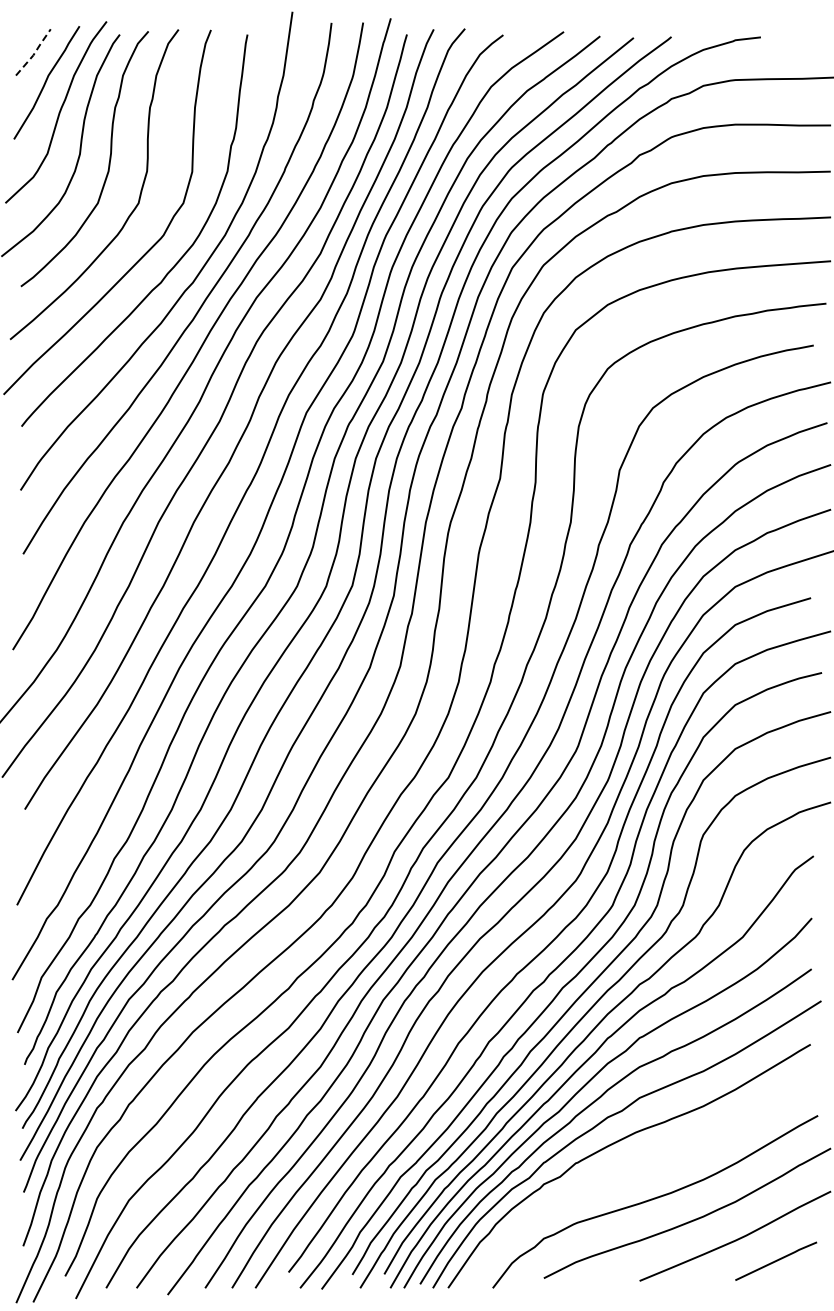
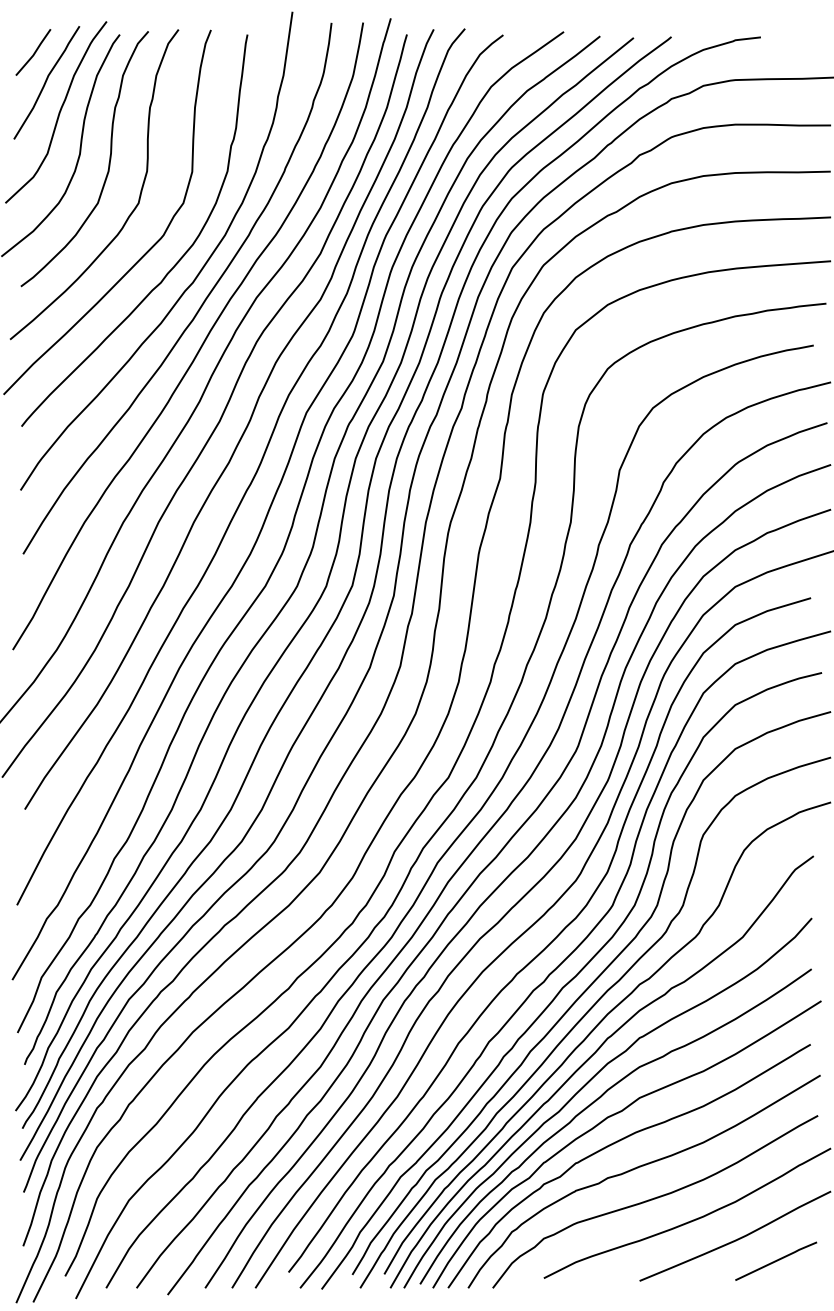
line: dashed -> solid (34, 53)
curve: none -> present (638, 1168)
